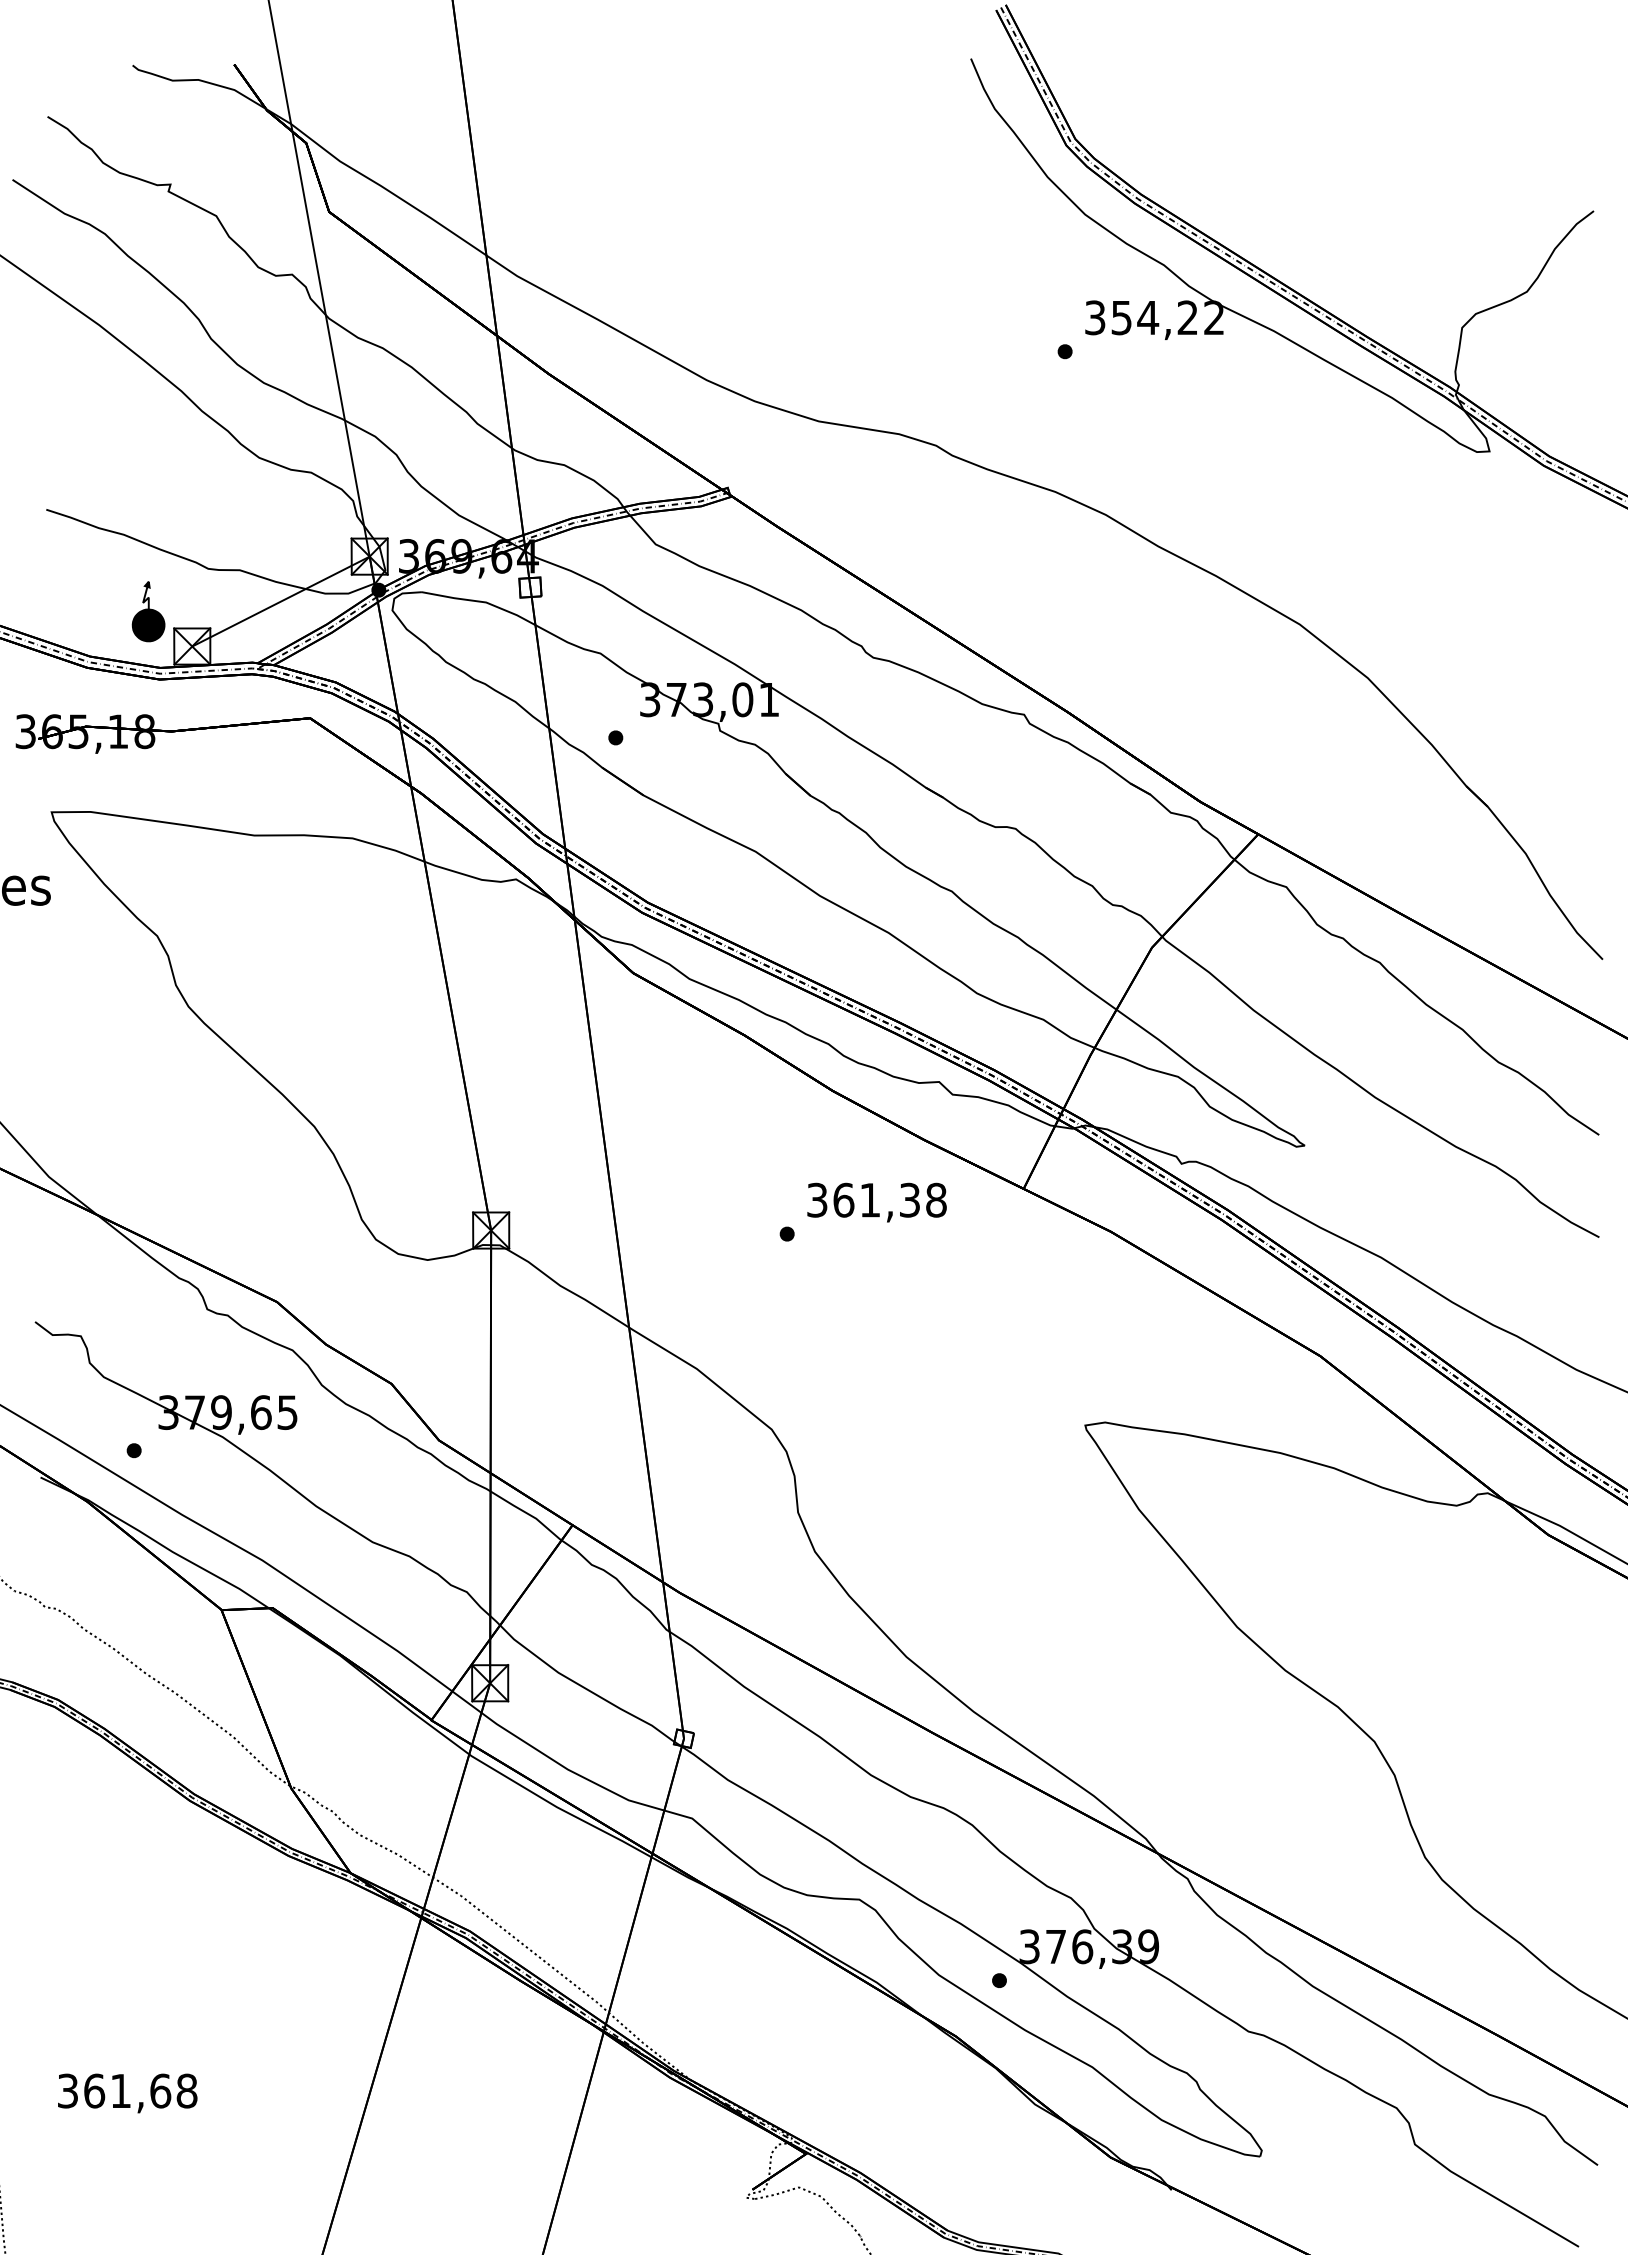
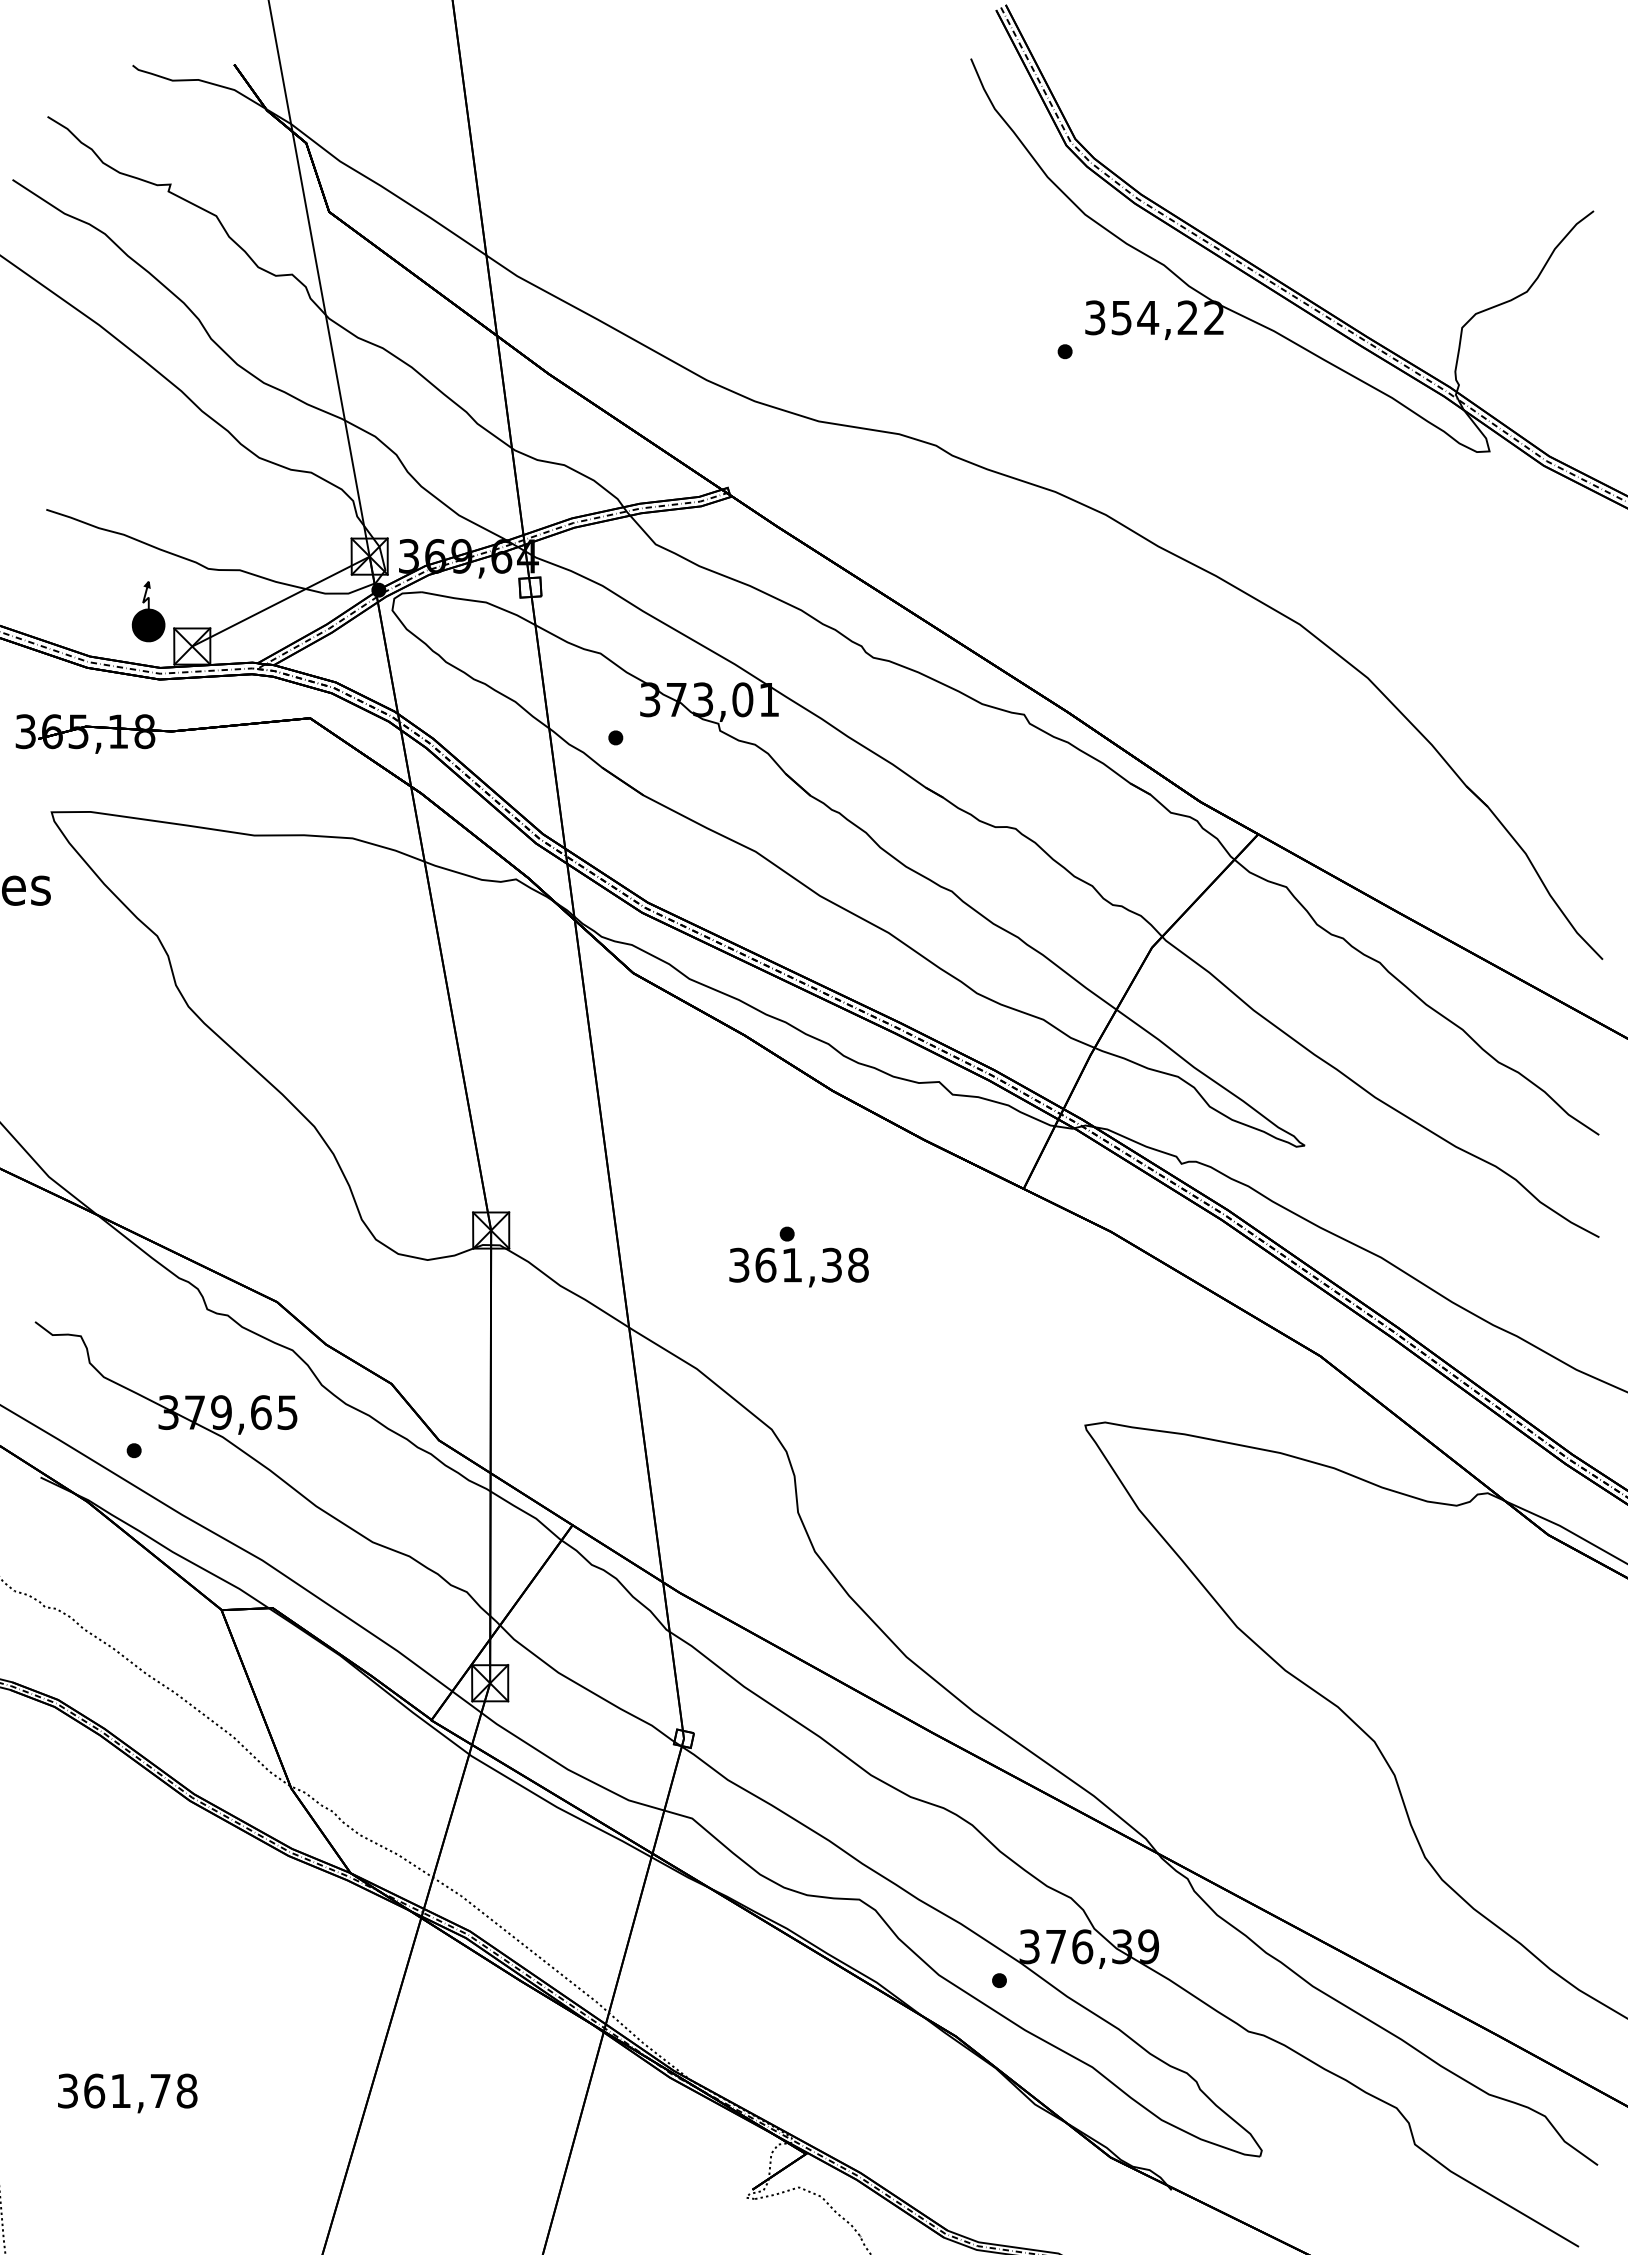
text position: (876, 1202) -> (798, 1267) (798, 1267)
text: 361,68 -> 361,78 (160, 2090)
